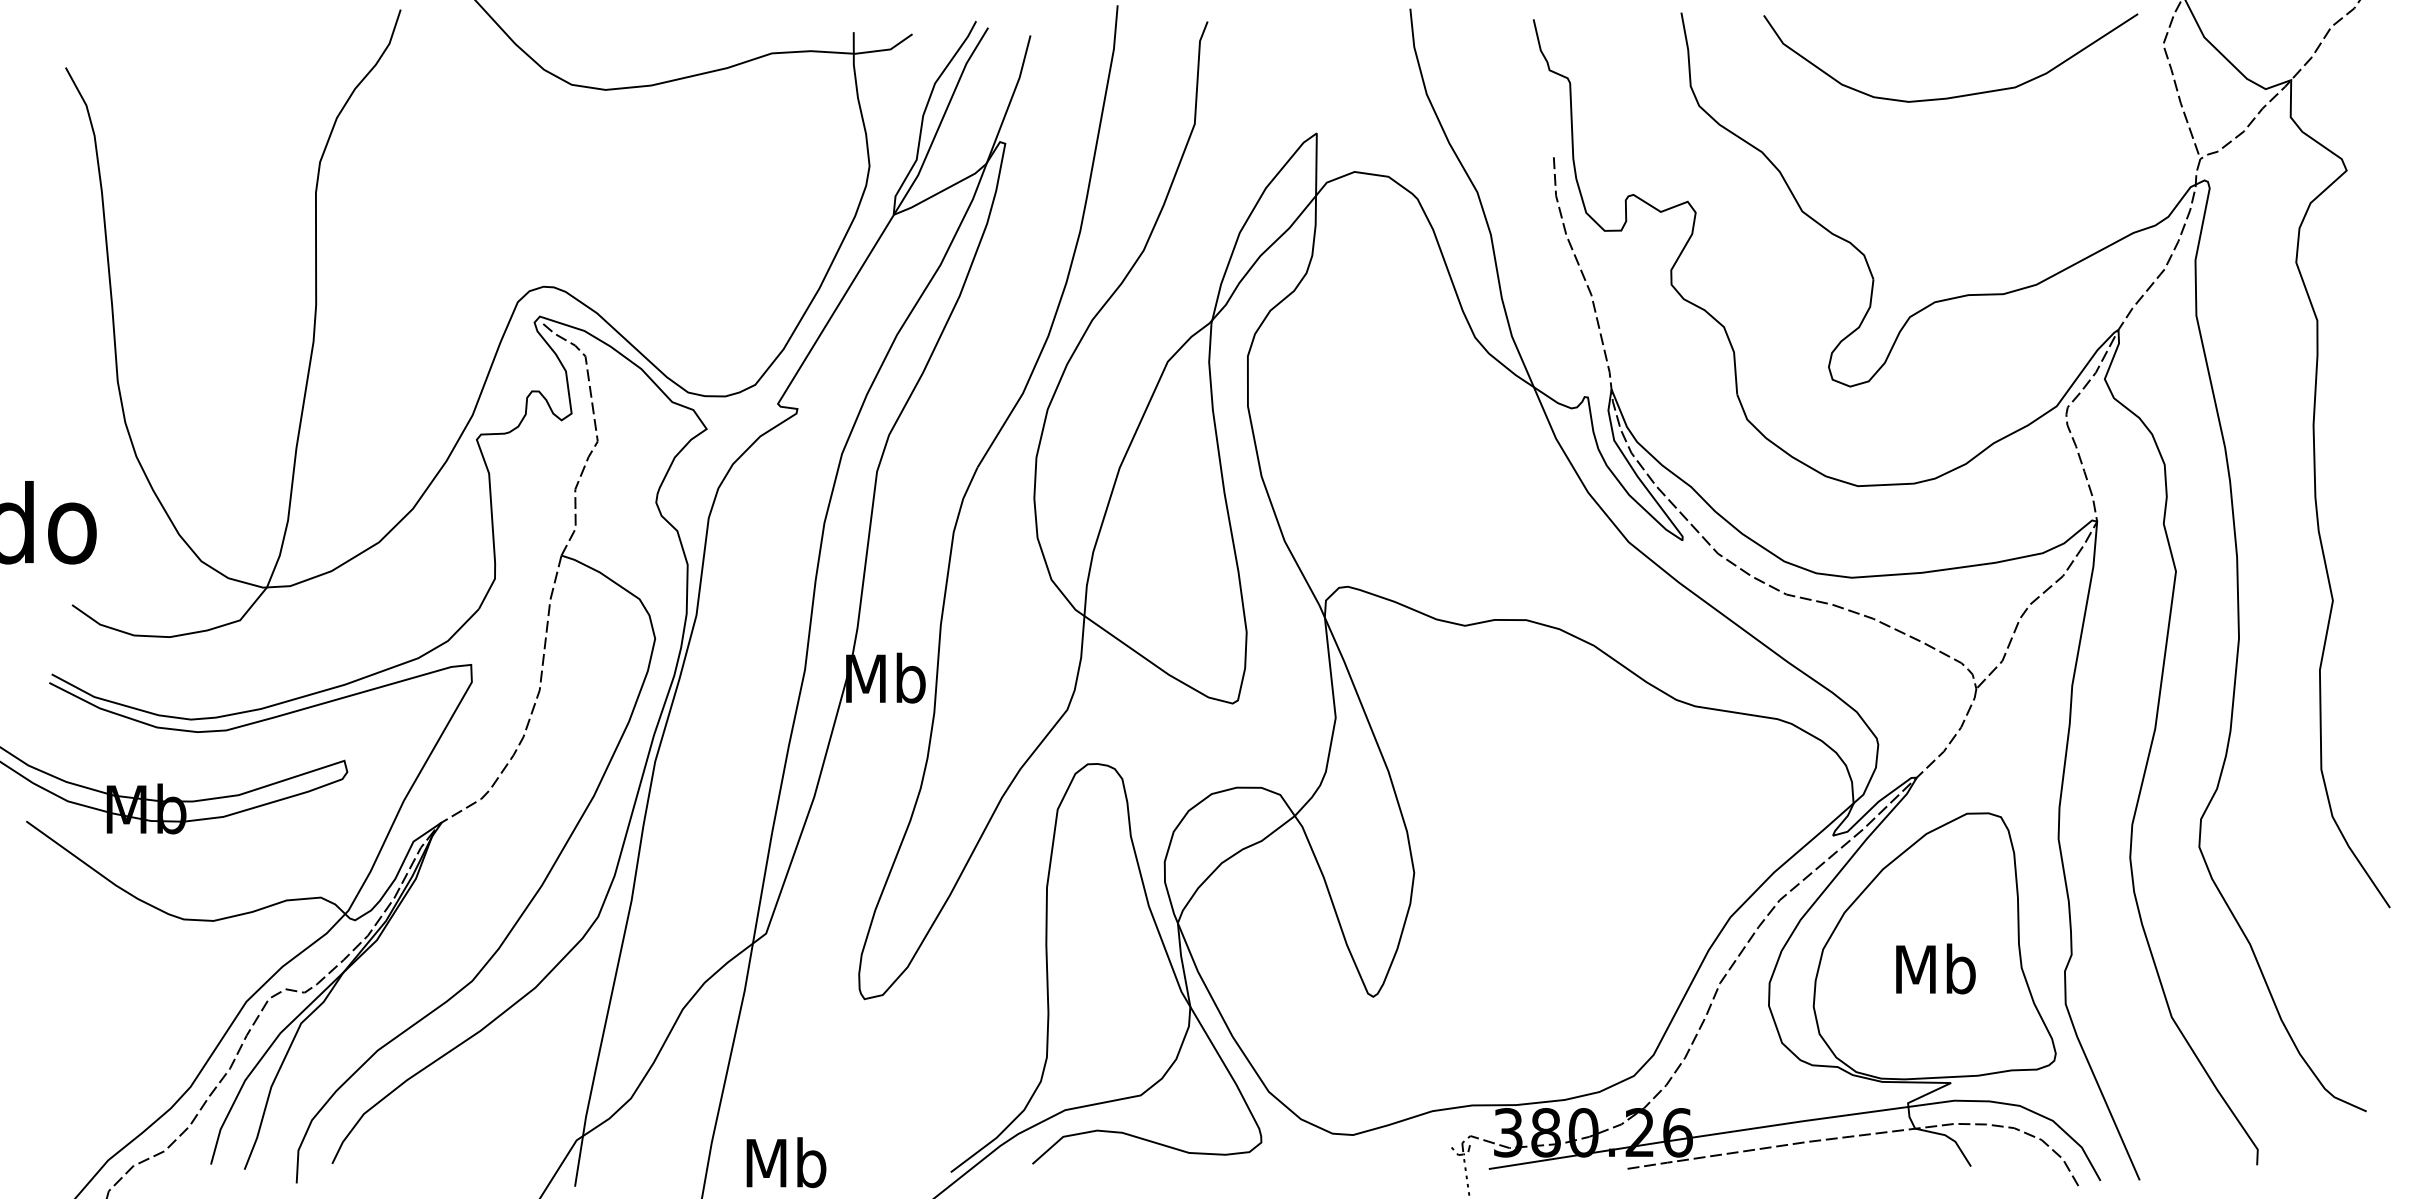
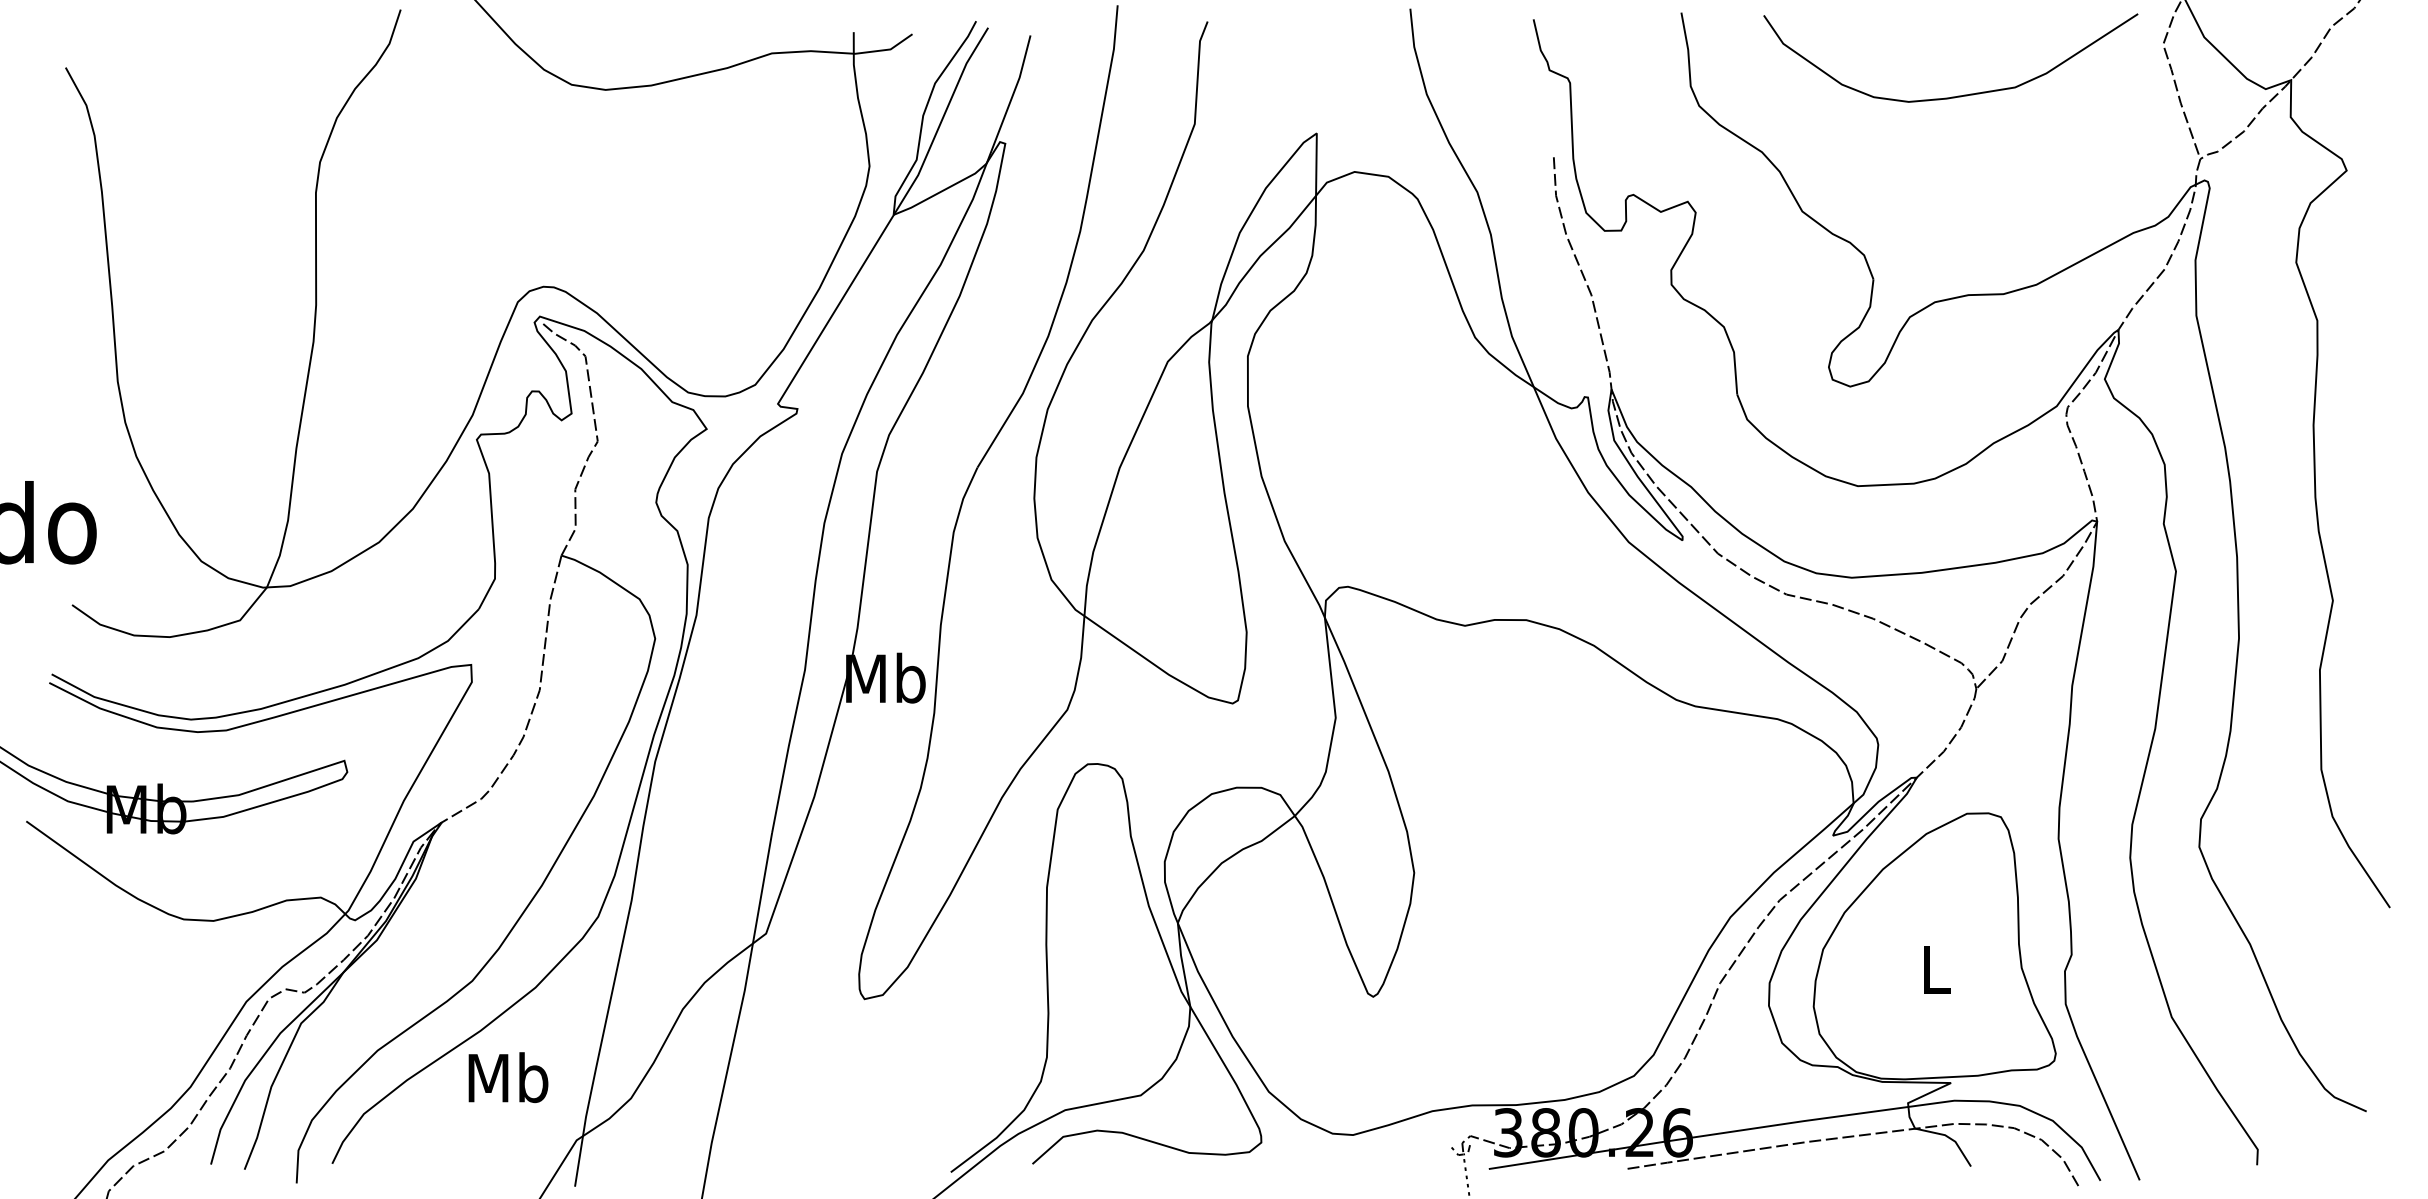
text: Mb -> L (1935, 968)
text position: (786, 1162) -> (508, 1077) (508, 1077)
